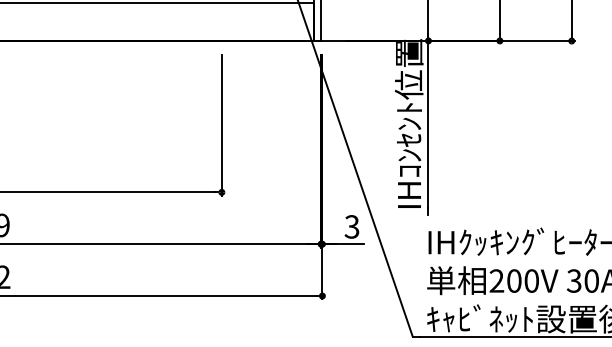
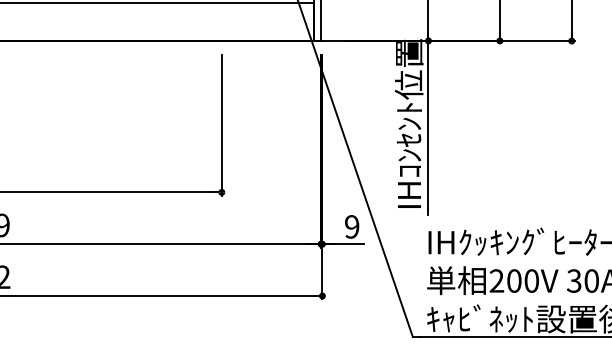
text: 3 -> 9 (351, 226)
